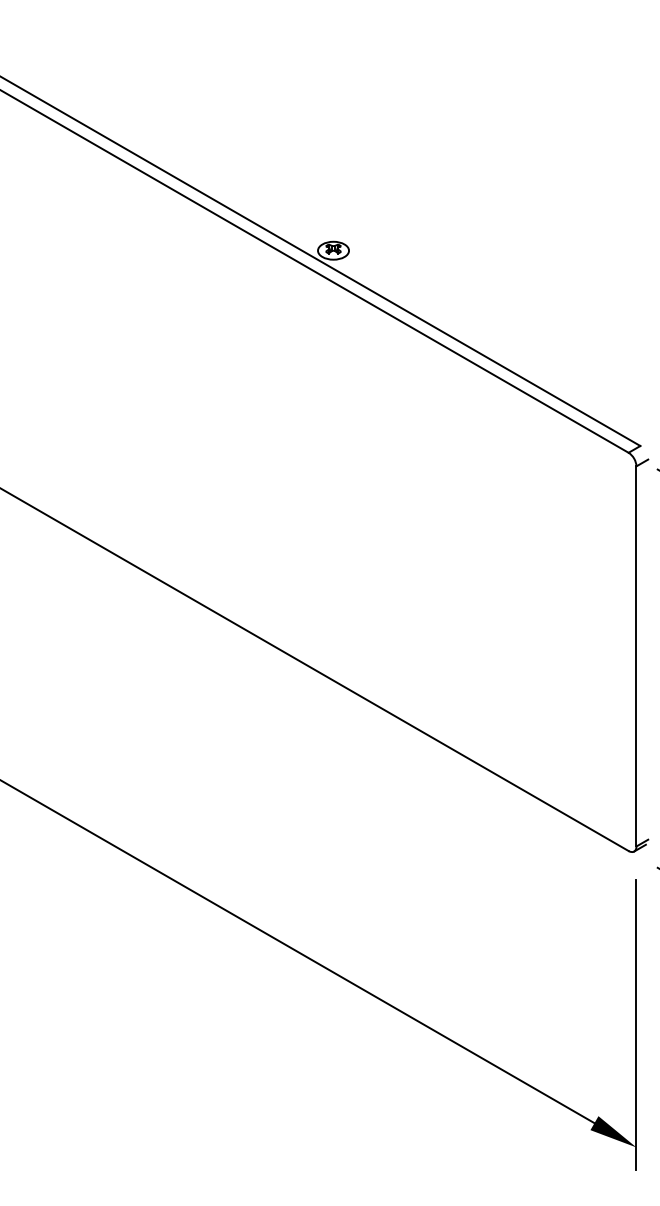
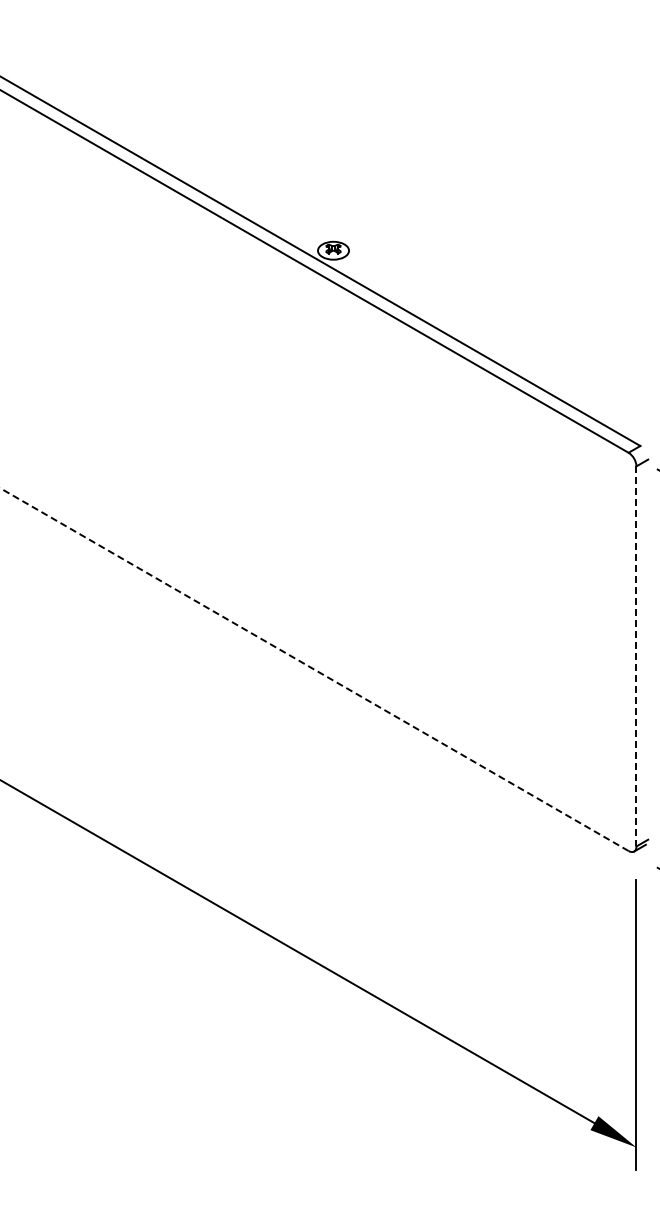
line: solid -> dashed (636, 656)
line: solid -> dashed (314, 669)
